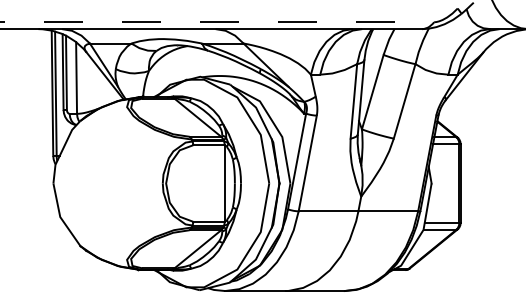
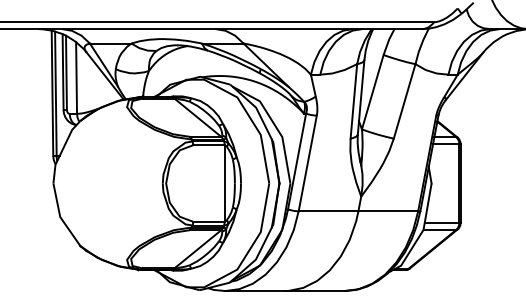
line: dashed -> solid (217, 22)
